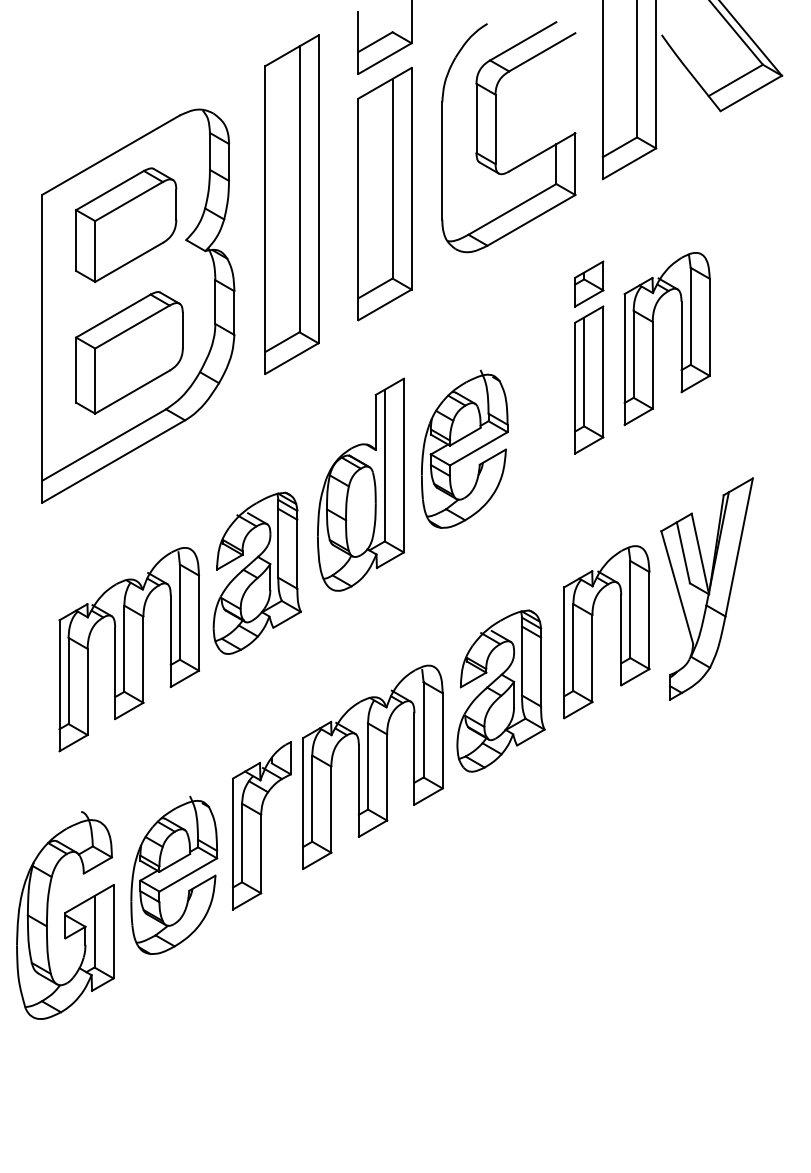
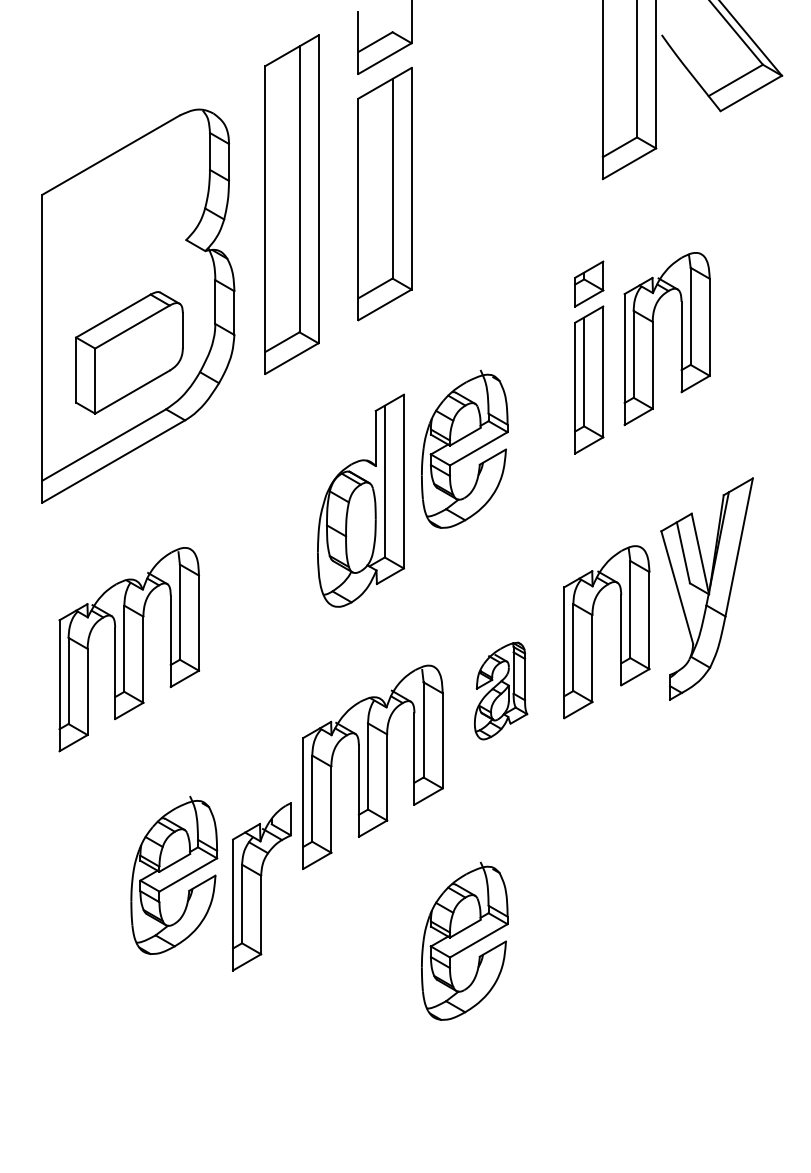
part: present -> none (496, 137)
part: present -> none (126, 224)
part position: (360, 484) -> (360, 500) (360, 500)
part: present -> none (256, 572)
part size: 90x164 px -> 55x100 px (501, 690)
part position: (261, 825) -> (261, 886) (261, 886)
part: present -> none (65, 915)
part: none -> present (464, 940)
